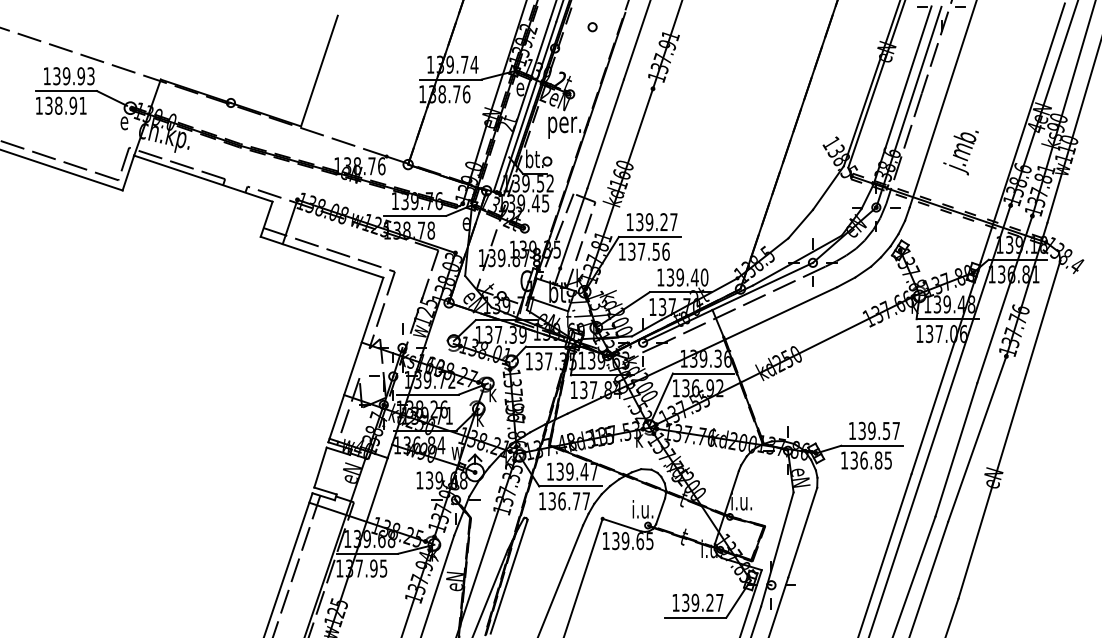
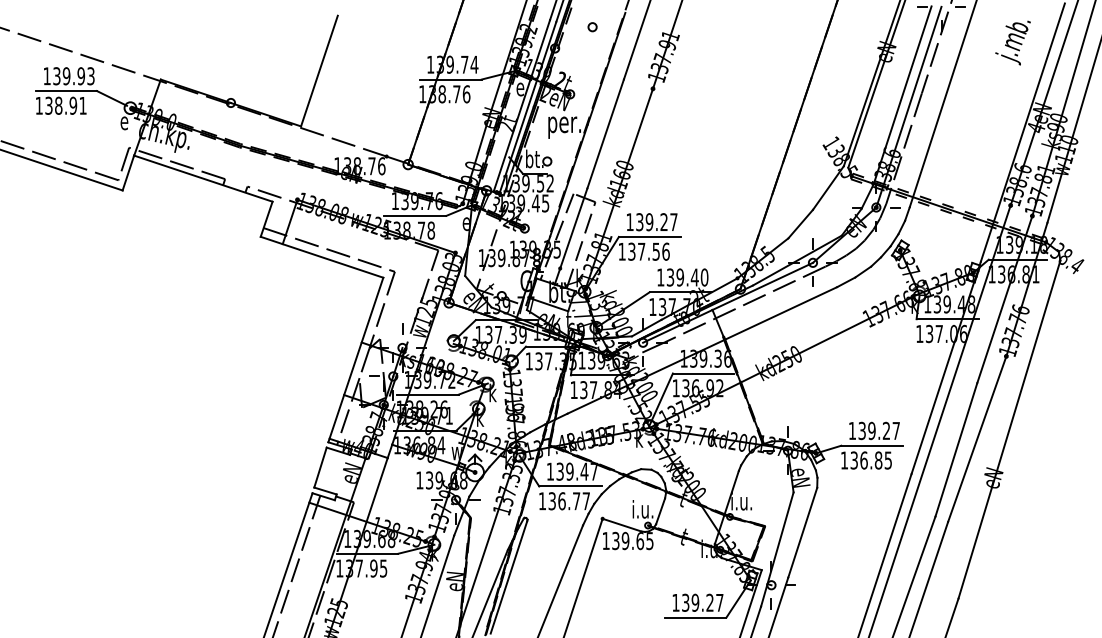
text position: (960, 152) -> (1012, 42) (1012, 42)
line: none -> present (364, 363)
text: 139.57 -> 139.27 (886, 430)
